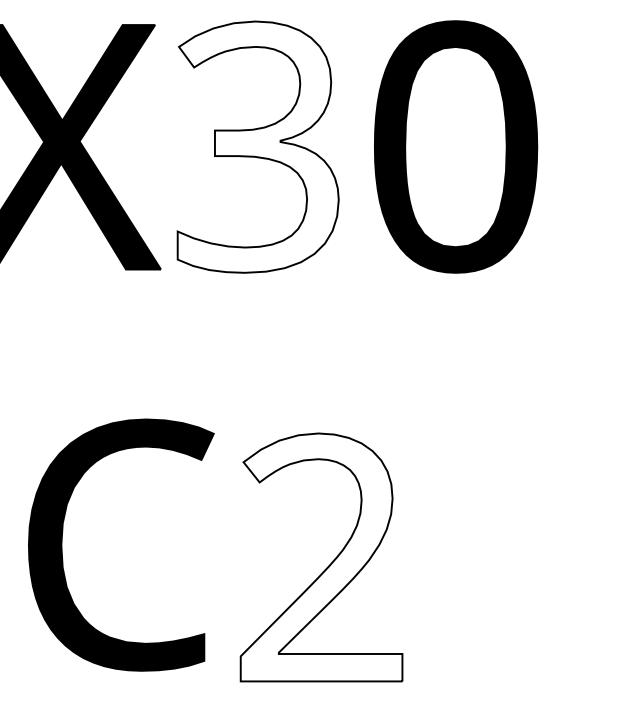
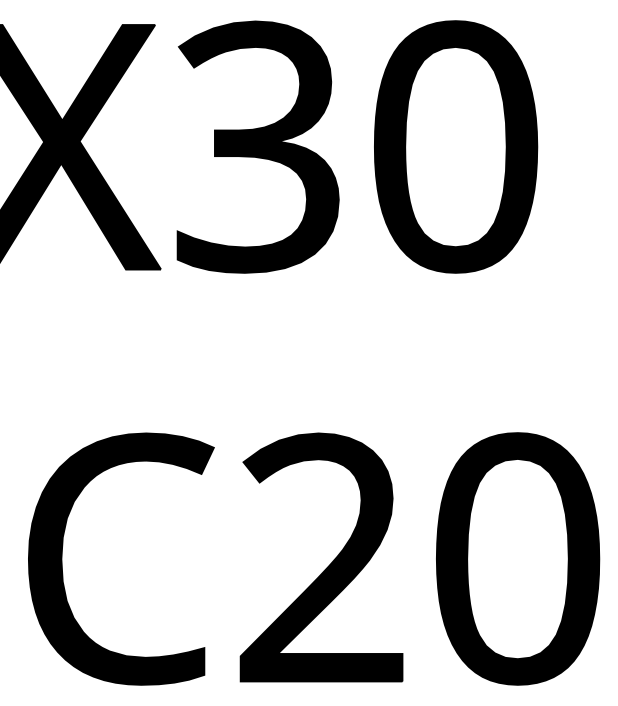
fill: none -> present (257, 146)
part position: (62, 544) -> (62, 558) (62, 558)
fill: none -> present (321, 557)
part: none -> present (518, 558)
